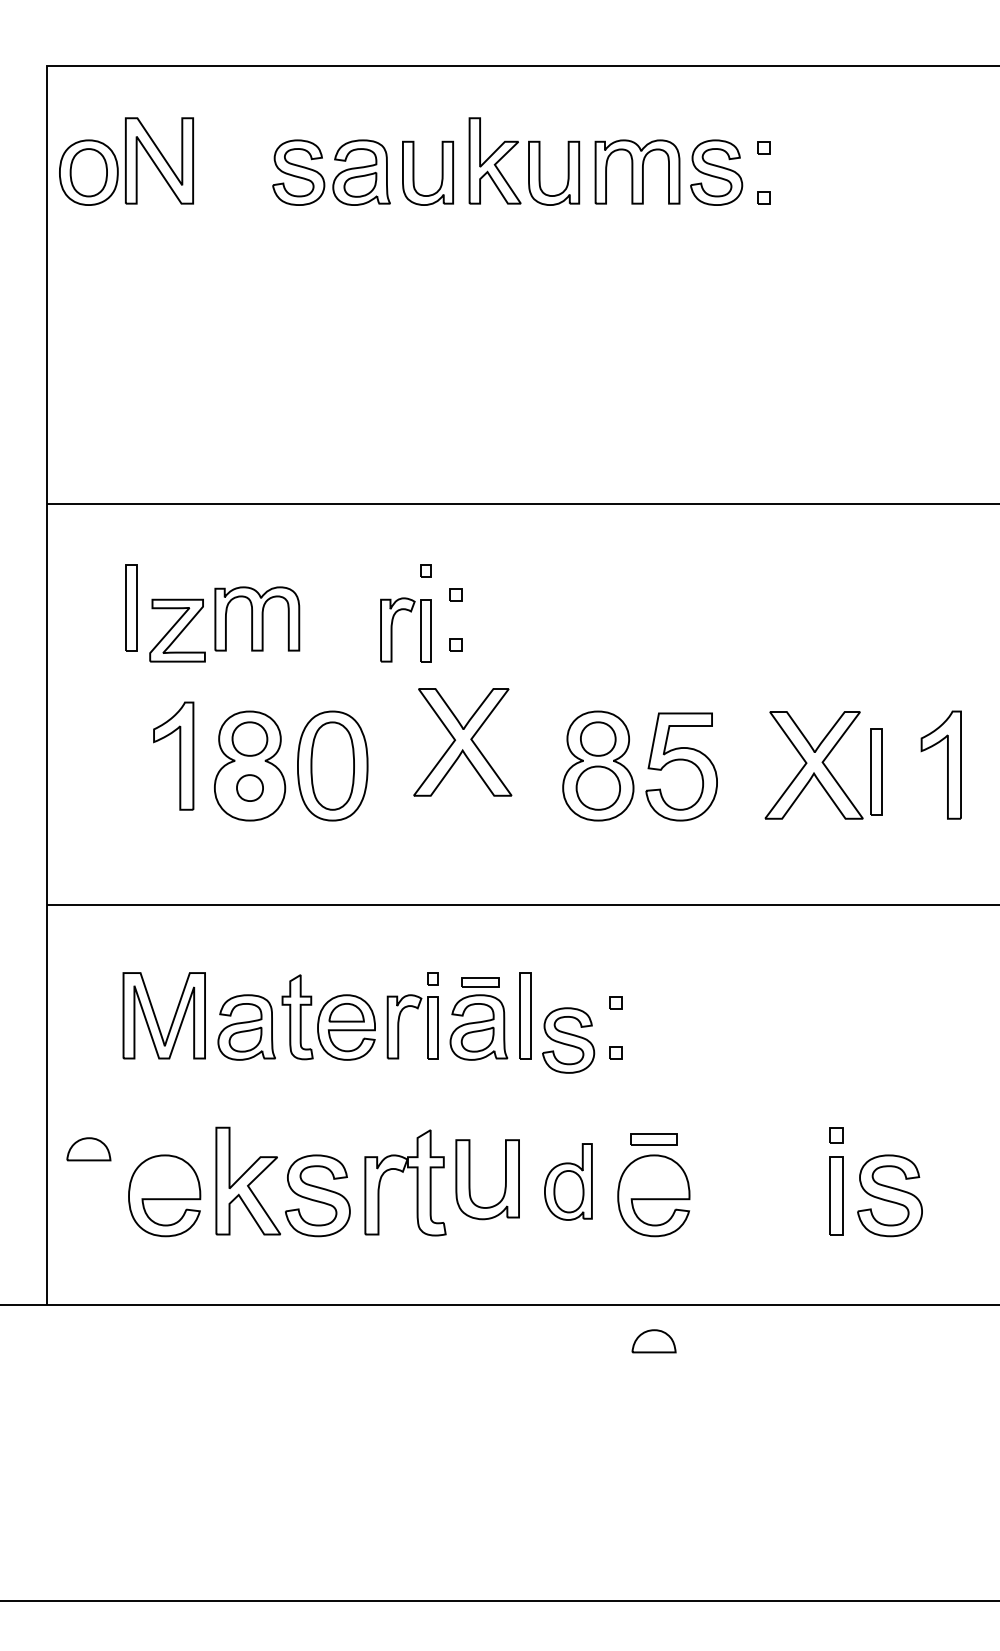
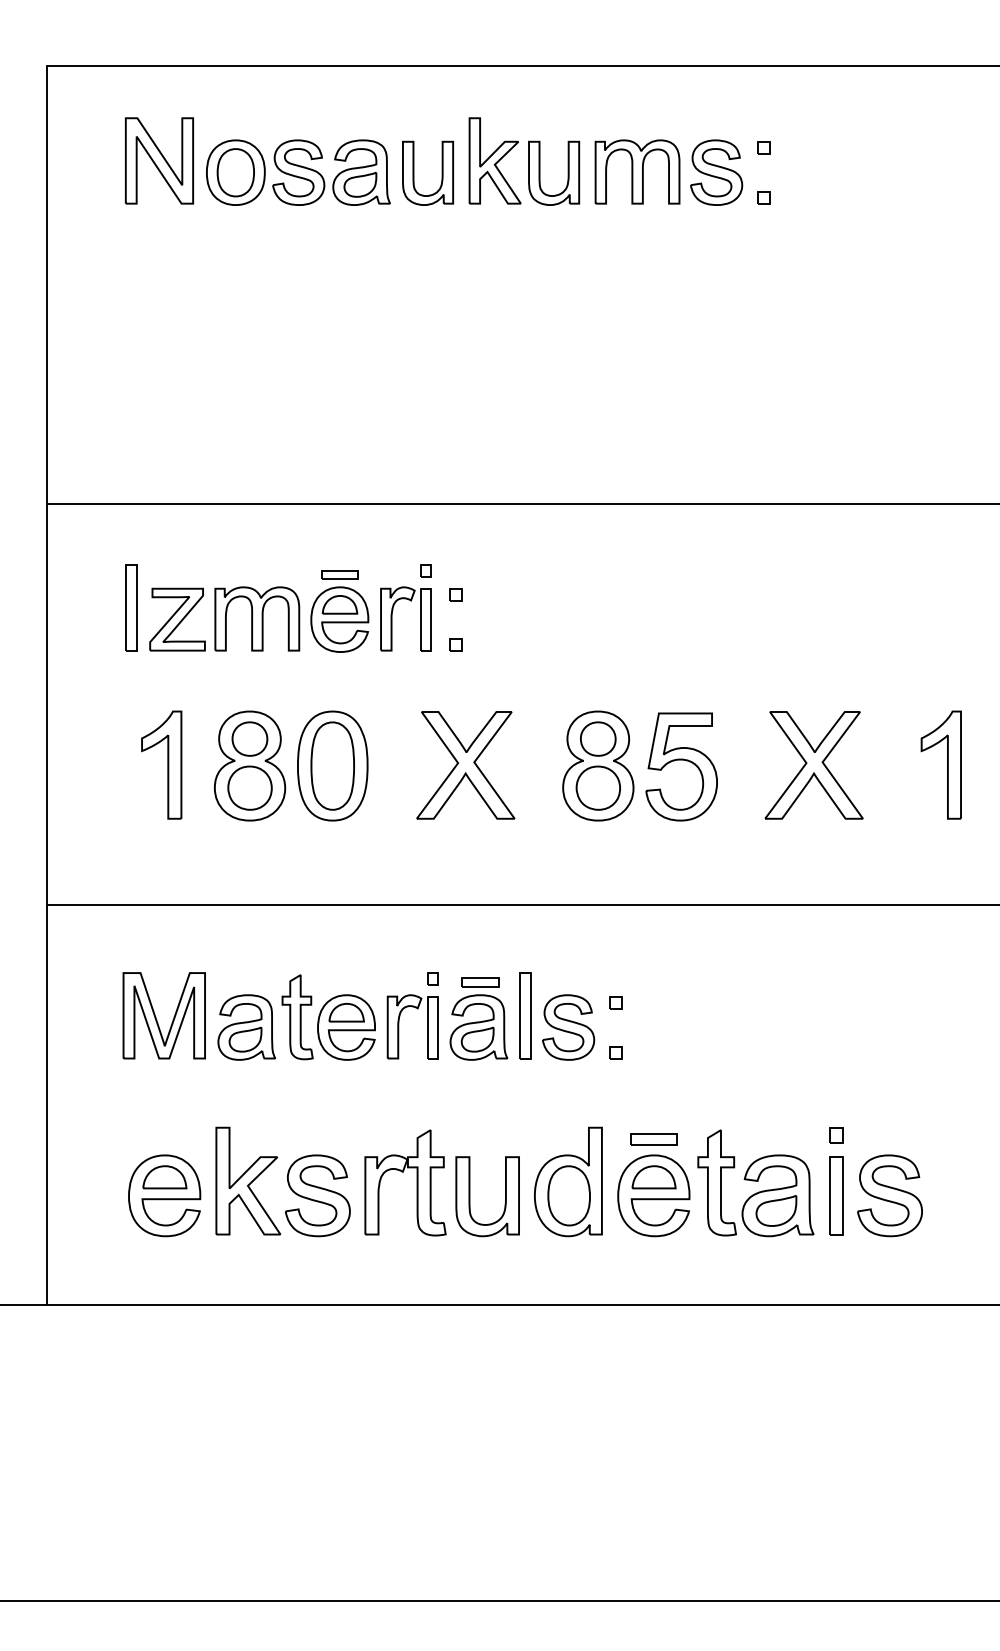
part position: (88, 172) -> (235, 172) (235, 172)
part: none -> present (339, 611)
part position: (392, 629) -> (392, 618) (392, 618)
part position: (177, 630) -> (177, 619) (177, 619)
part position: (462, 742) -> (465, 765) (465, 765)
part position: (173, 755) -> (161, 764) (161, 764)
part: present -> none (876, 771)
part size: 28x28 px -> 46x46 px (249, 787)
part position: (568, 1040) -> (568, 1027) (568, 1027)
part position: (88, 1149) -> (164, 1177) (164, 1177)
part position: (470, 1179) -> (470, 1196) (470, 1196)
part size: 49x78 px -> 69x112 px (568, 1181)
part: none -> present (755, 1183)
part position: (653, 1341) -> (653, 1177) (653, 1177)
